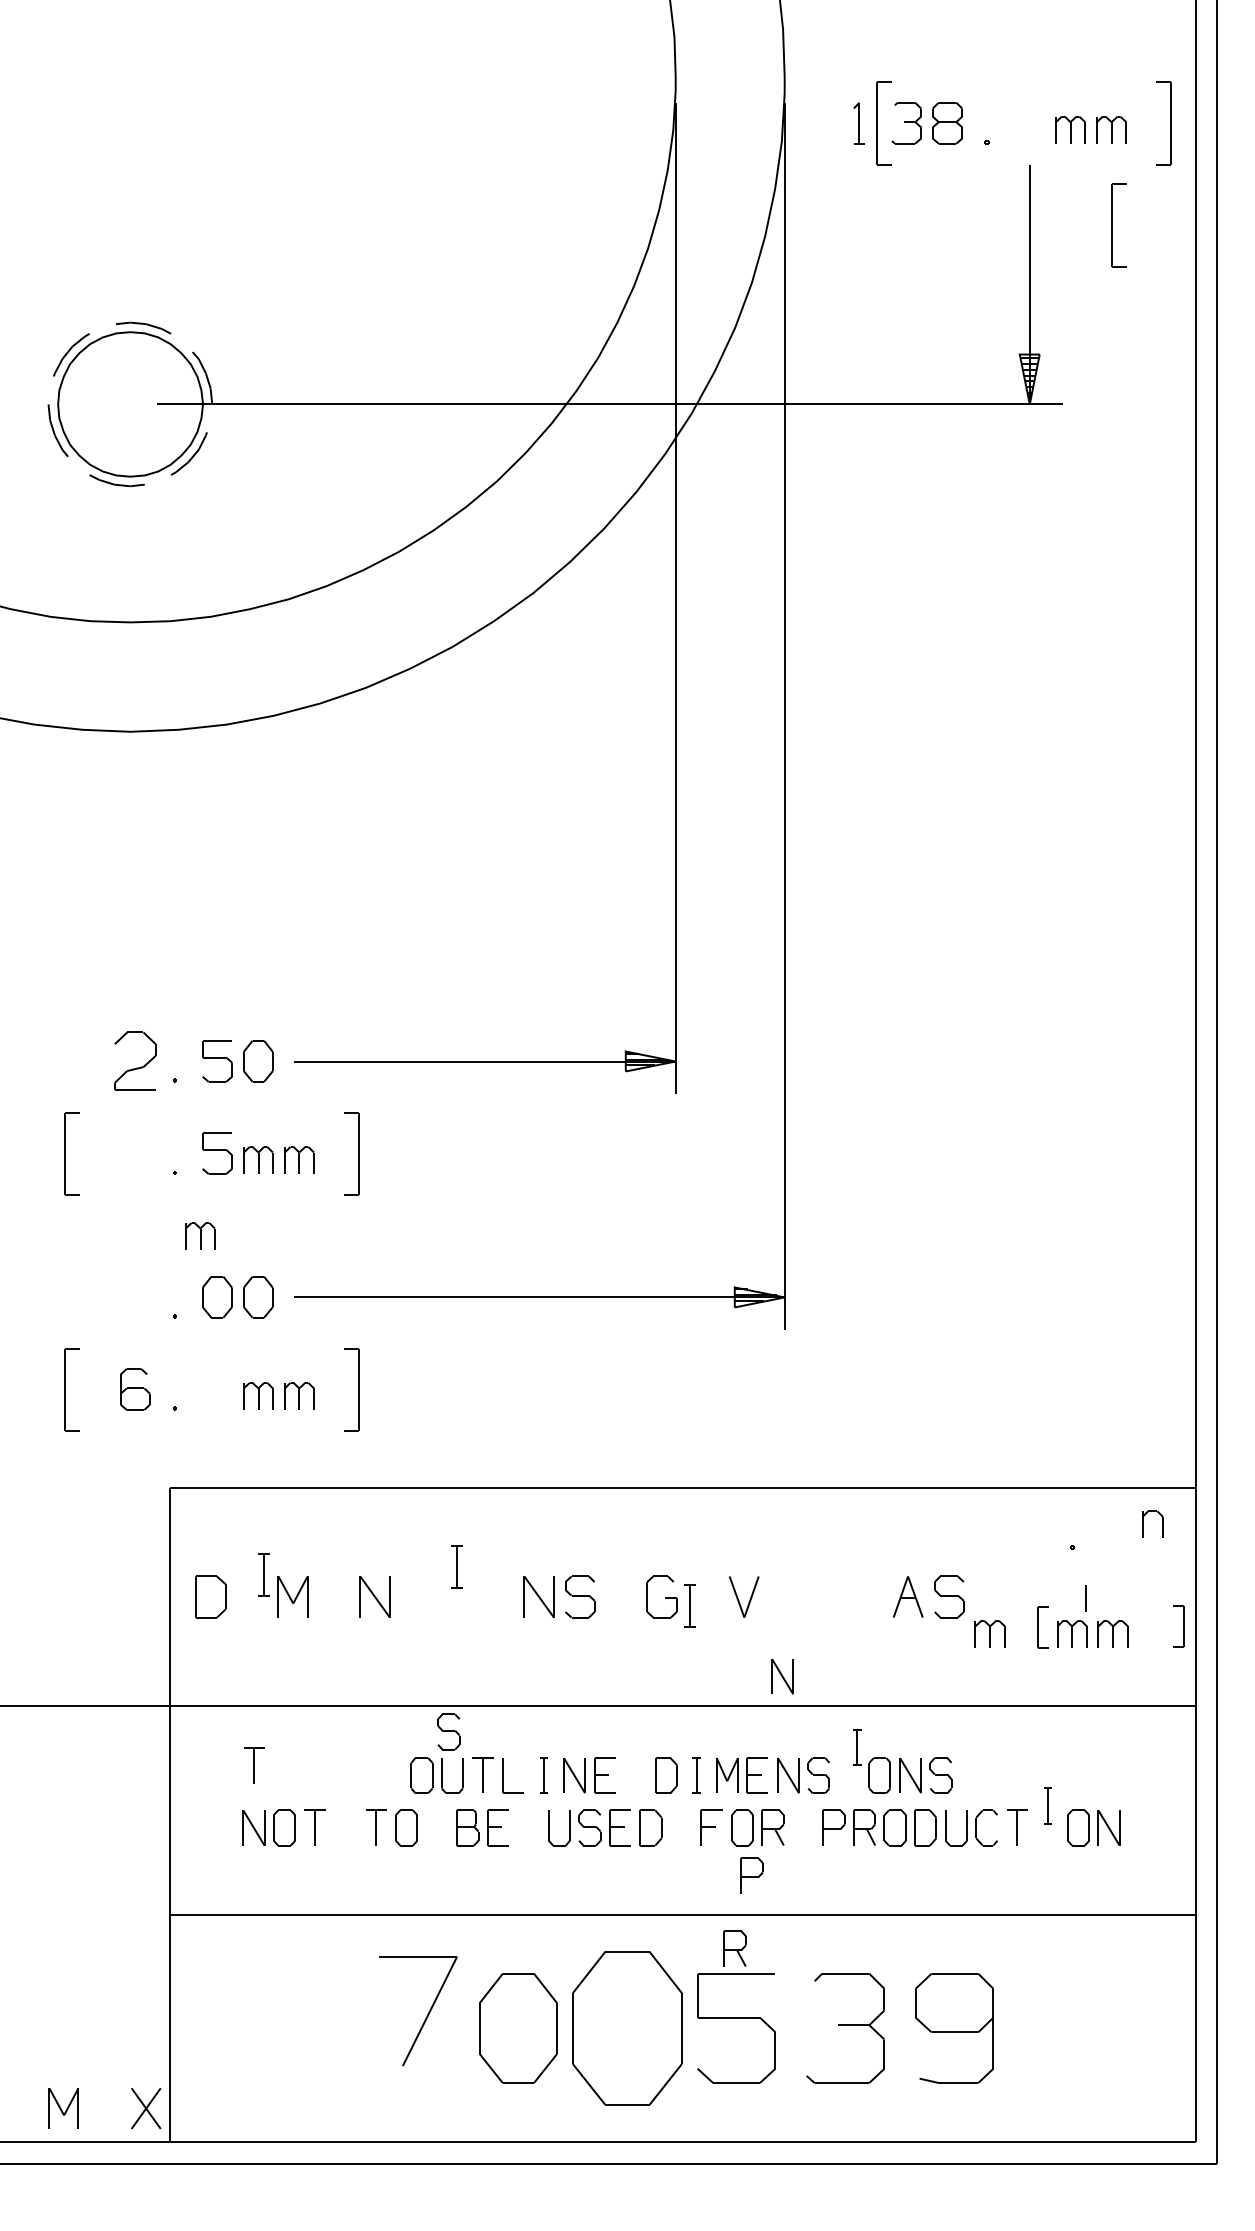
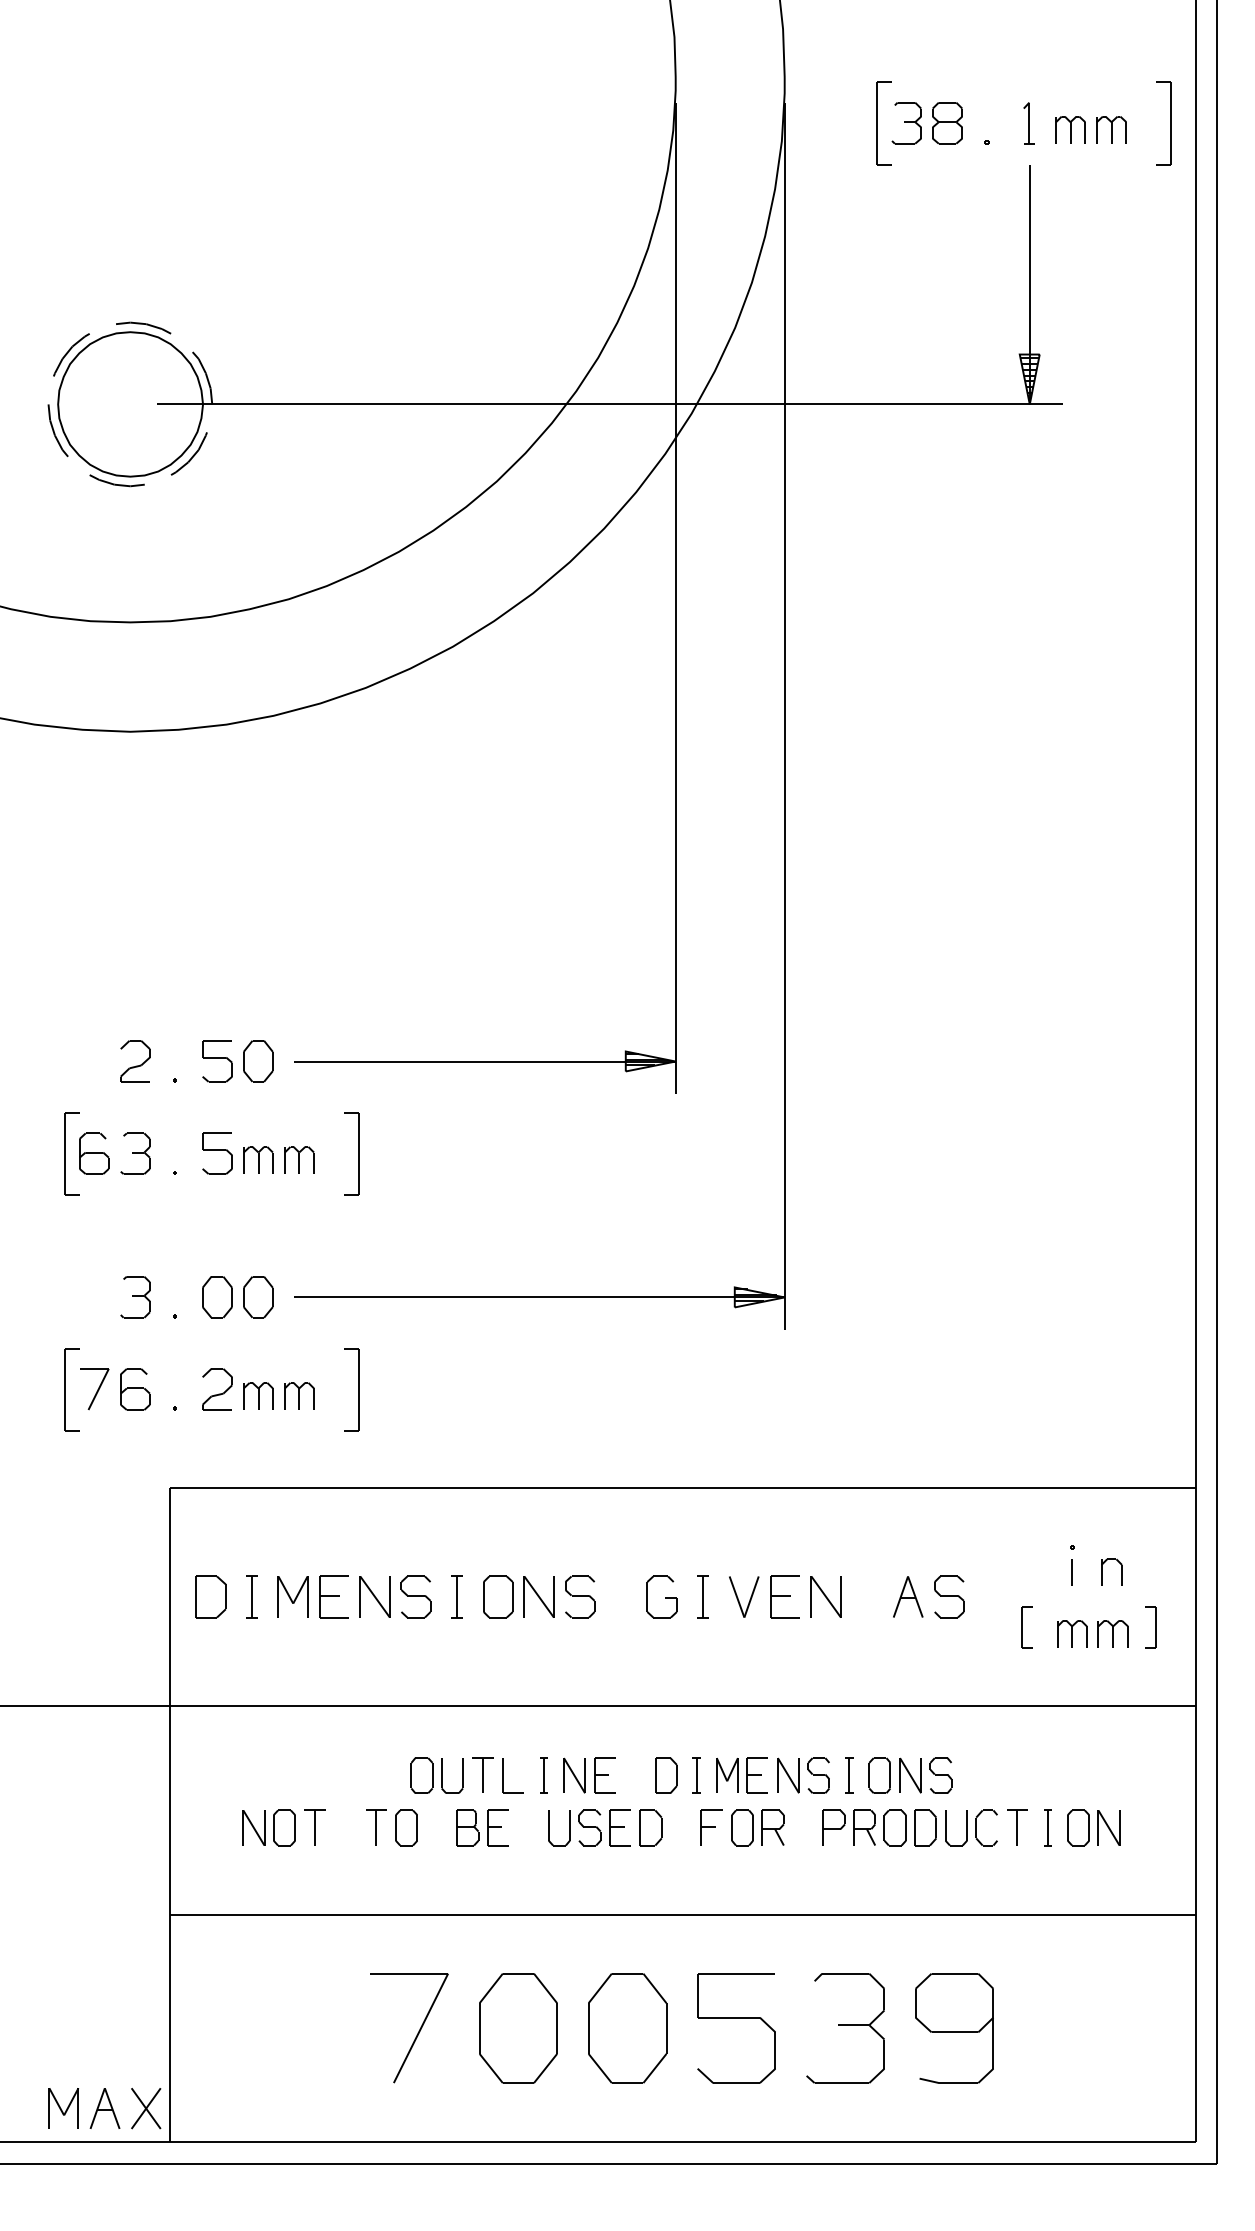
part position: (858, 123) -> (1028, 123) (1028, 123)
part: present -> none (1118, 225)
part size: 43x60 px -> 31x43 px (135, 1061)
part: none -> present (94, 1153)
part: none -> present (135, 1153)
part: present -> none (200, 1235)
part: none -> present (135, 1297)
part: none -> present (94, 1389)
part: none -> present (217, 1389)
part position: (1143, 1523) -> (1102, 1571) (1102, 1571)
part position: (456, 1566) -> (456, 1596) (456, 1596)
part position: (263, 1574) -> (251, 1596) (251, 1596)
part: none -> present (333, 1596)
part: none -> present (415, 1596)
part: none -> present (498, 1596)
part: none -> present (784, 1596)
part: none -> present (825, 1596)
line position: (1085, 1598) -> (1071, 1572) (1071, 1572)
part position: (689, 1605) -> (702, 1596) (702, 1596)
part position: (1178, 1626) -> (1150, 1627) (1150, 1627)
part position: (1042, 1627) -> (1026, 1627) (1026, 1627)
part: present -> none (989, 1633)
part: present -> none (782, 1676)
part: present -> none (448, 1731)
part position: (857, 1747) -> (849, 1775) (849, 1775)
part: present -> none (254, 1765)
part position: (1047, 1805) -> (1047, 1827) (1047, 1827)
part: present -> none (751, 1875)
part: present -> none (734, 1948)
part position: (426, 2015) -> (417, 2032) (417, 2032)
part size: 111x155 px -> 80x111 px (627, 2028)
part: none -> present (104, 2108)
